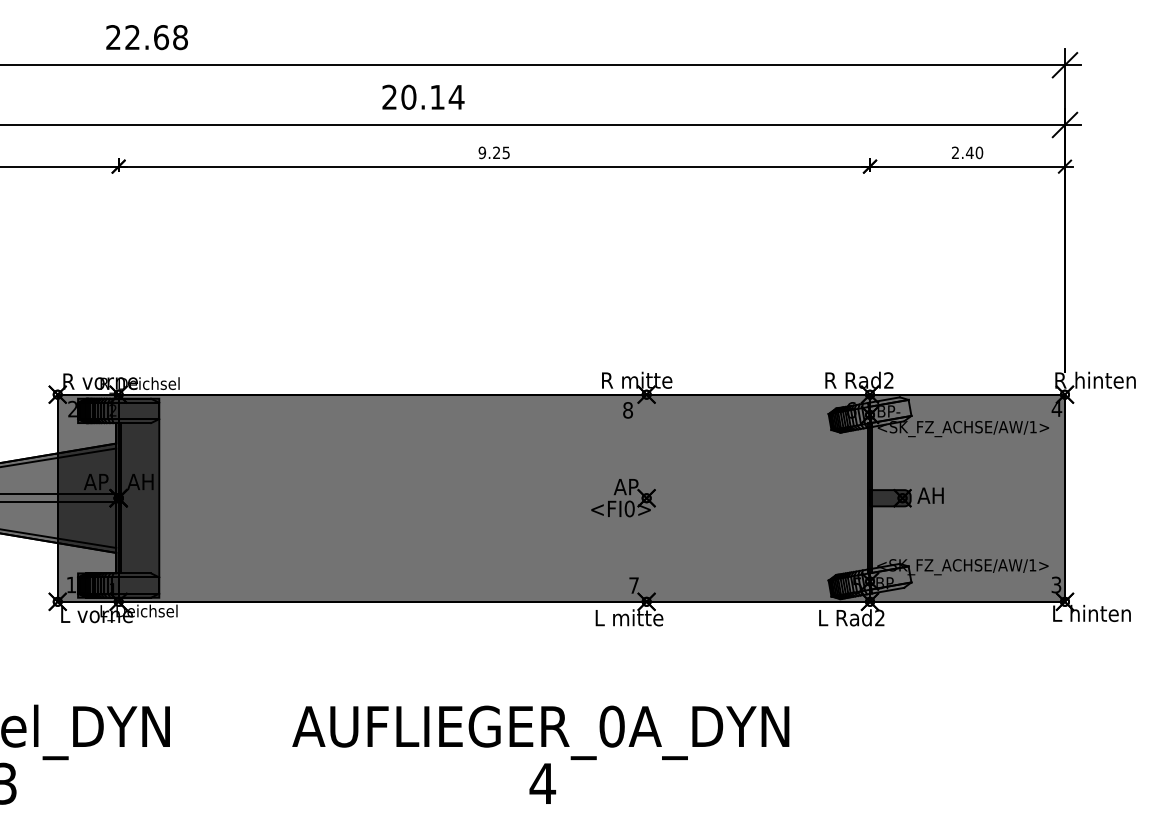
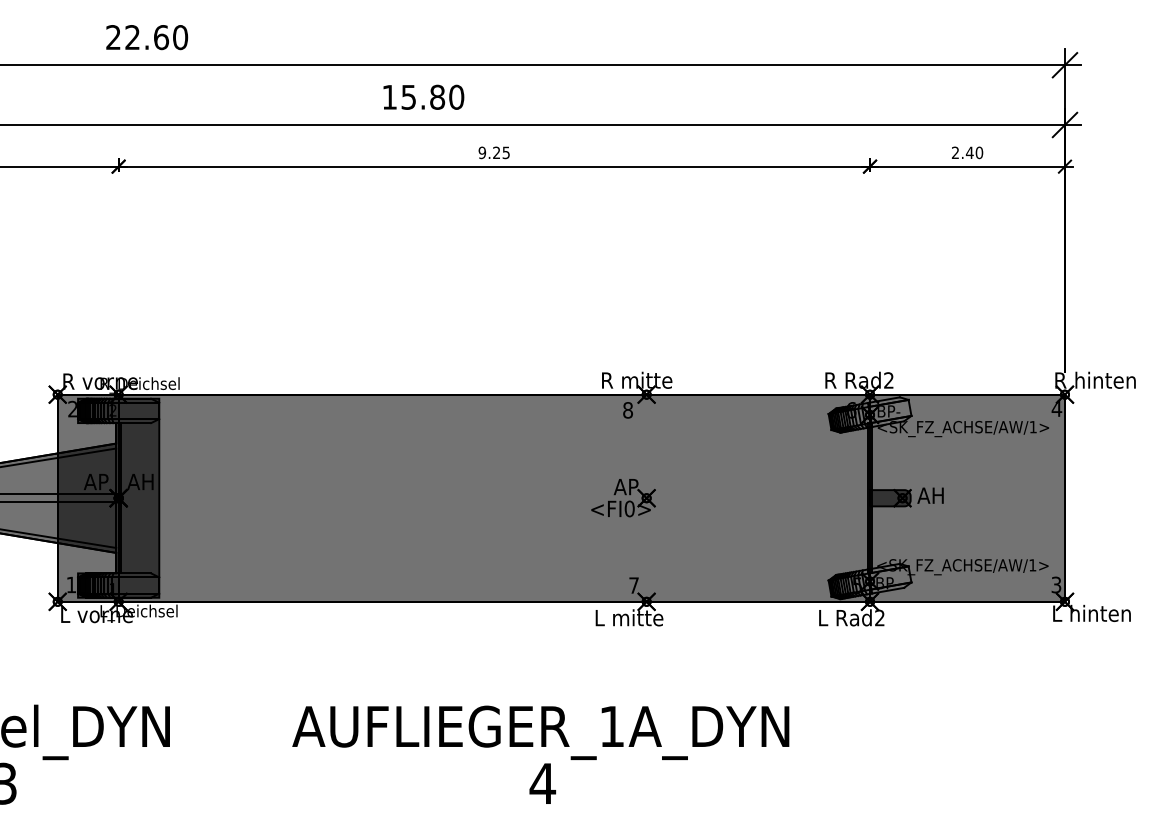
text: 22.68 -> 22.60 (180, 37)
text: 20.14 -> 15.80 (423, 96)
text: AUFLIEGER_0A_DYN -> AUFLIEGER_1A_DYN (611, 726)
